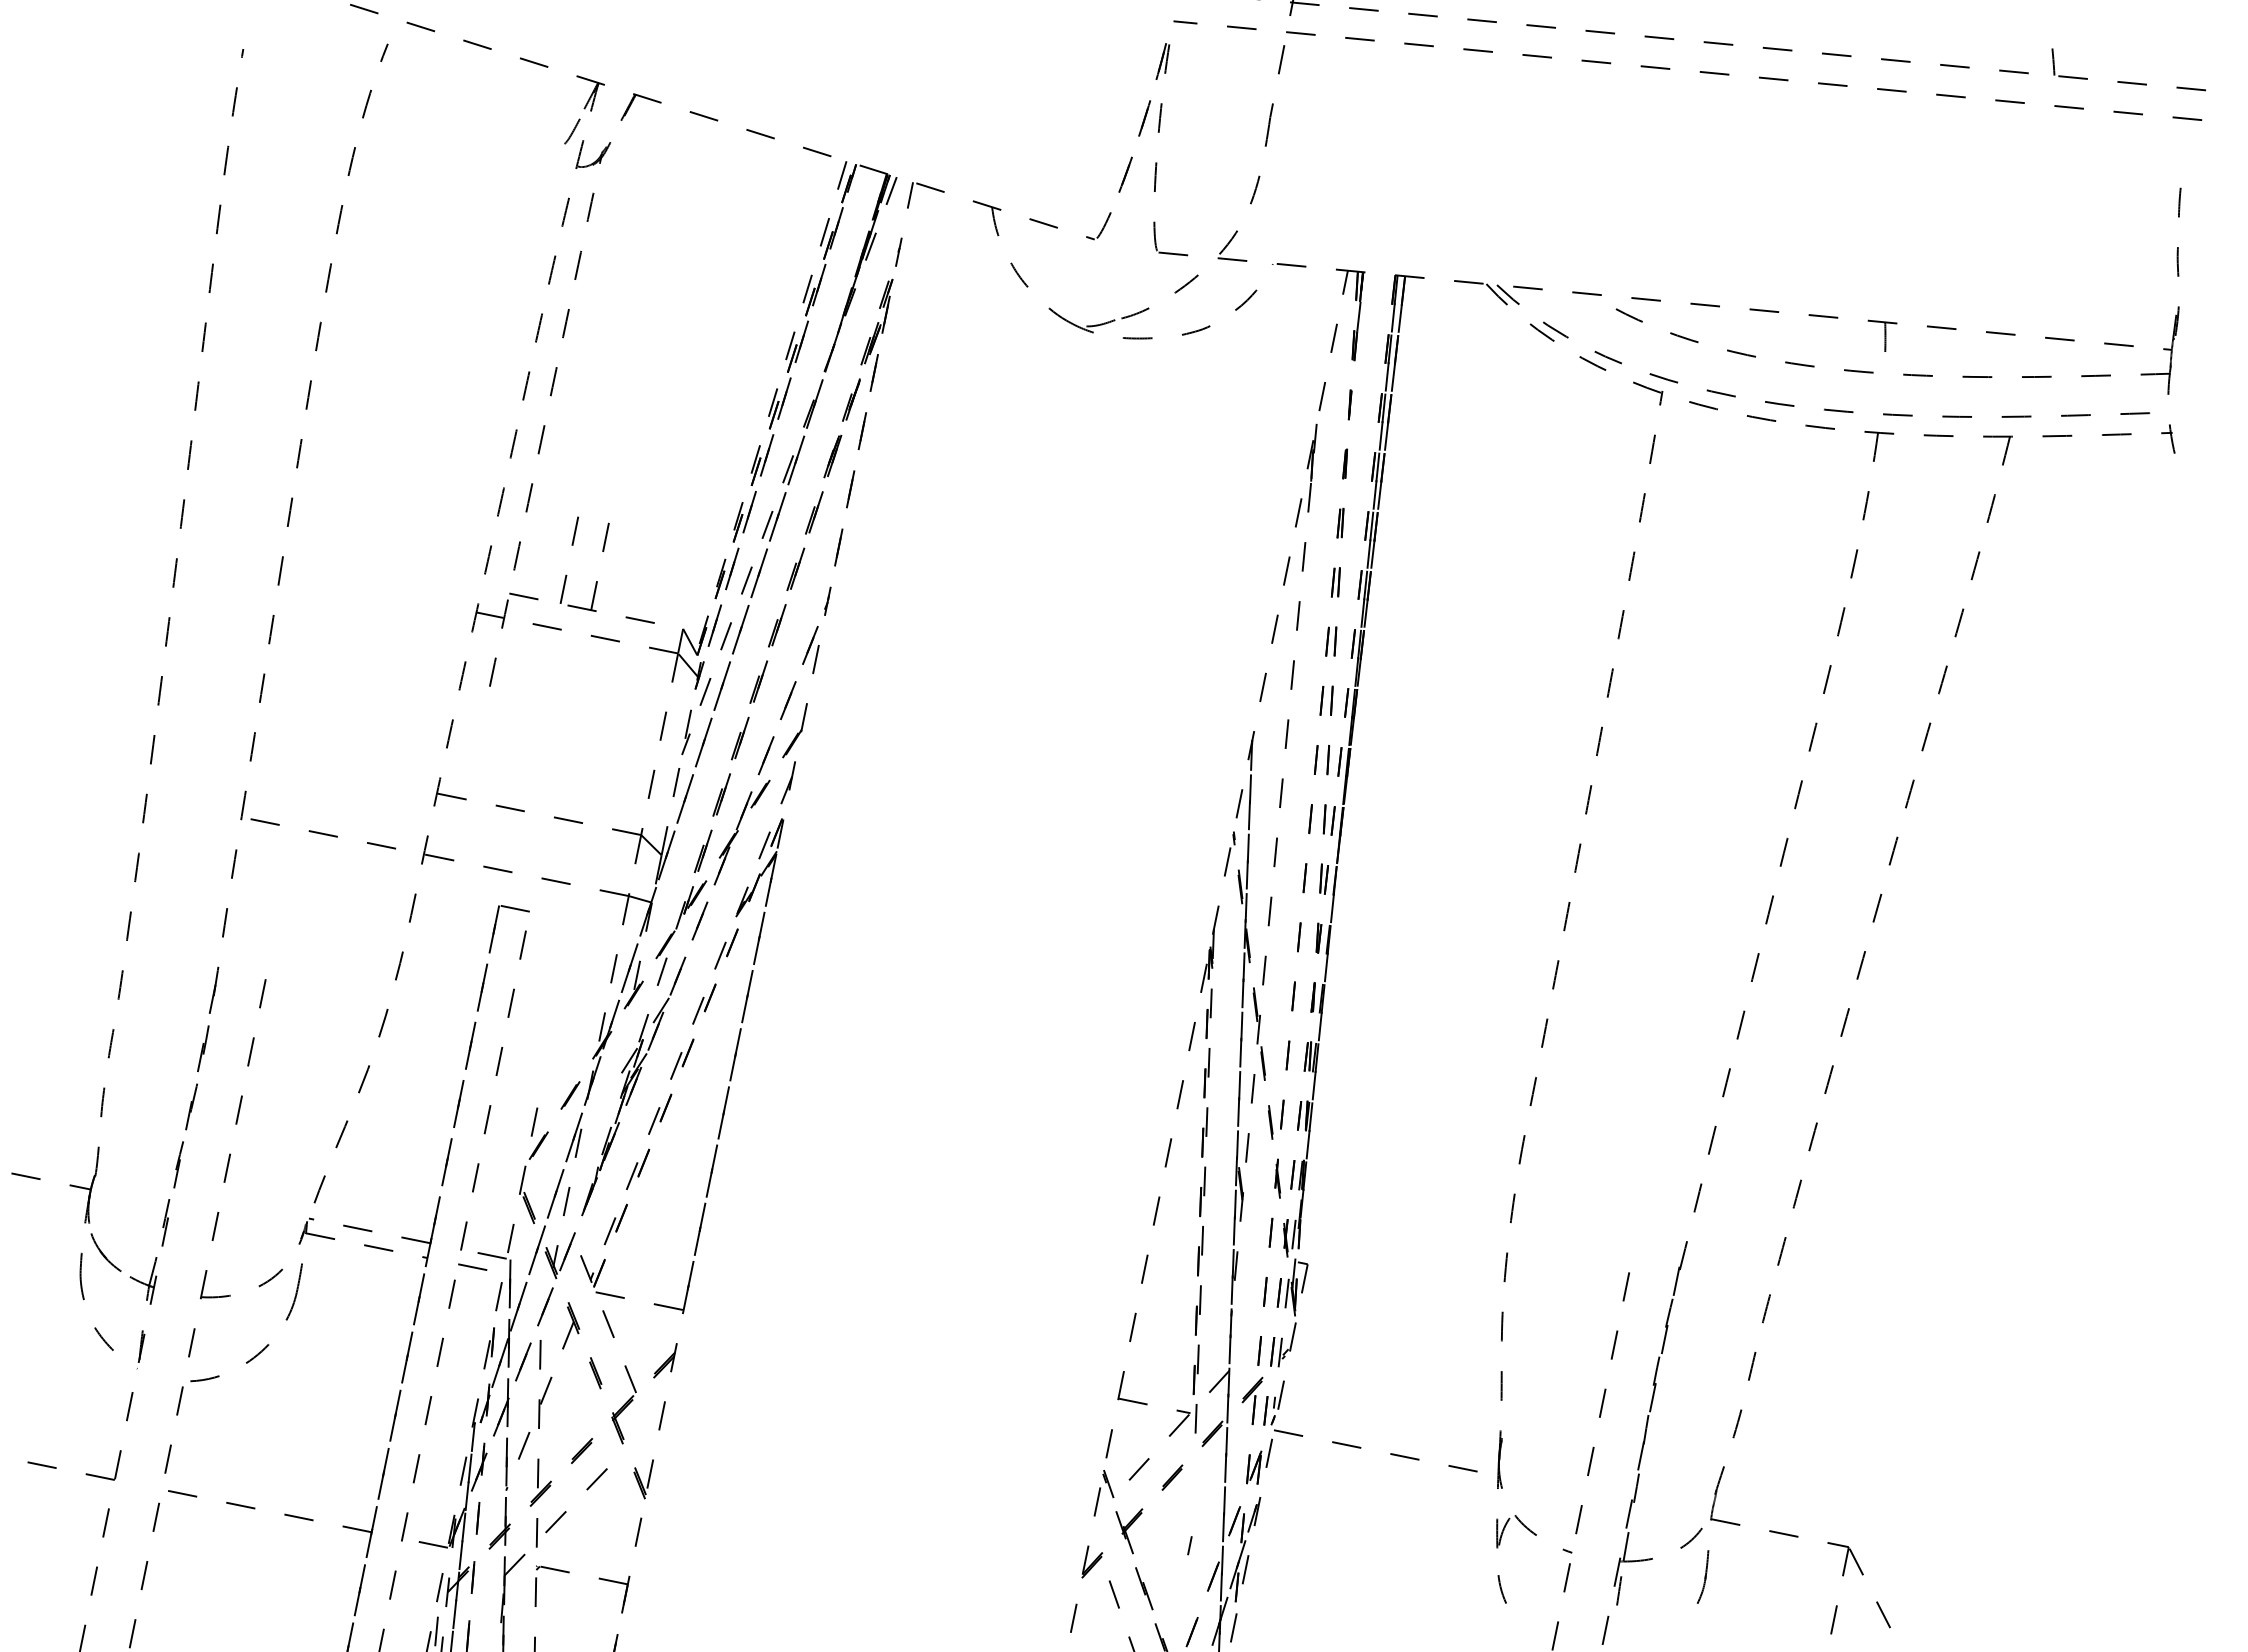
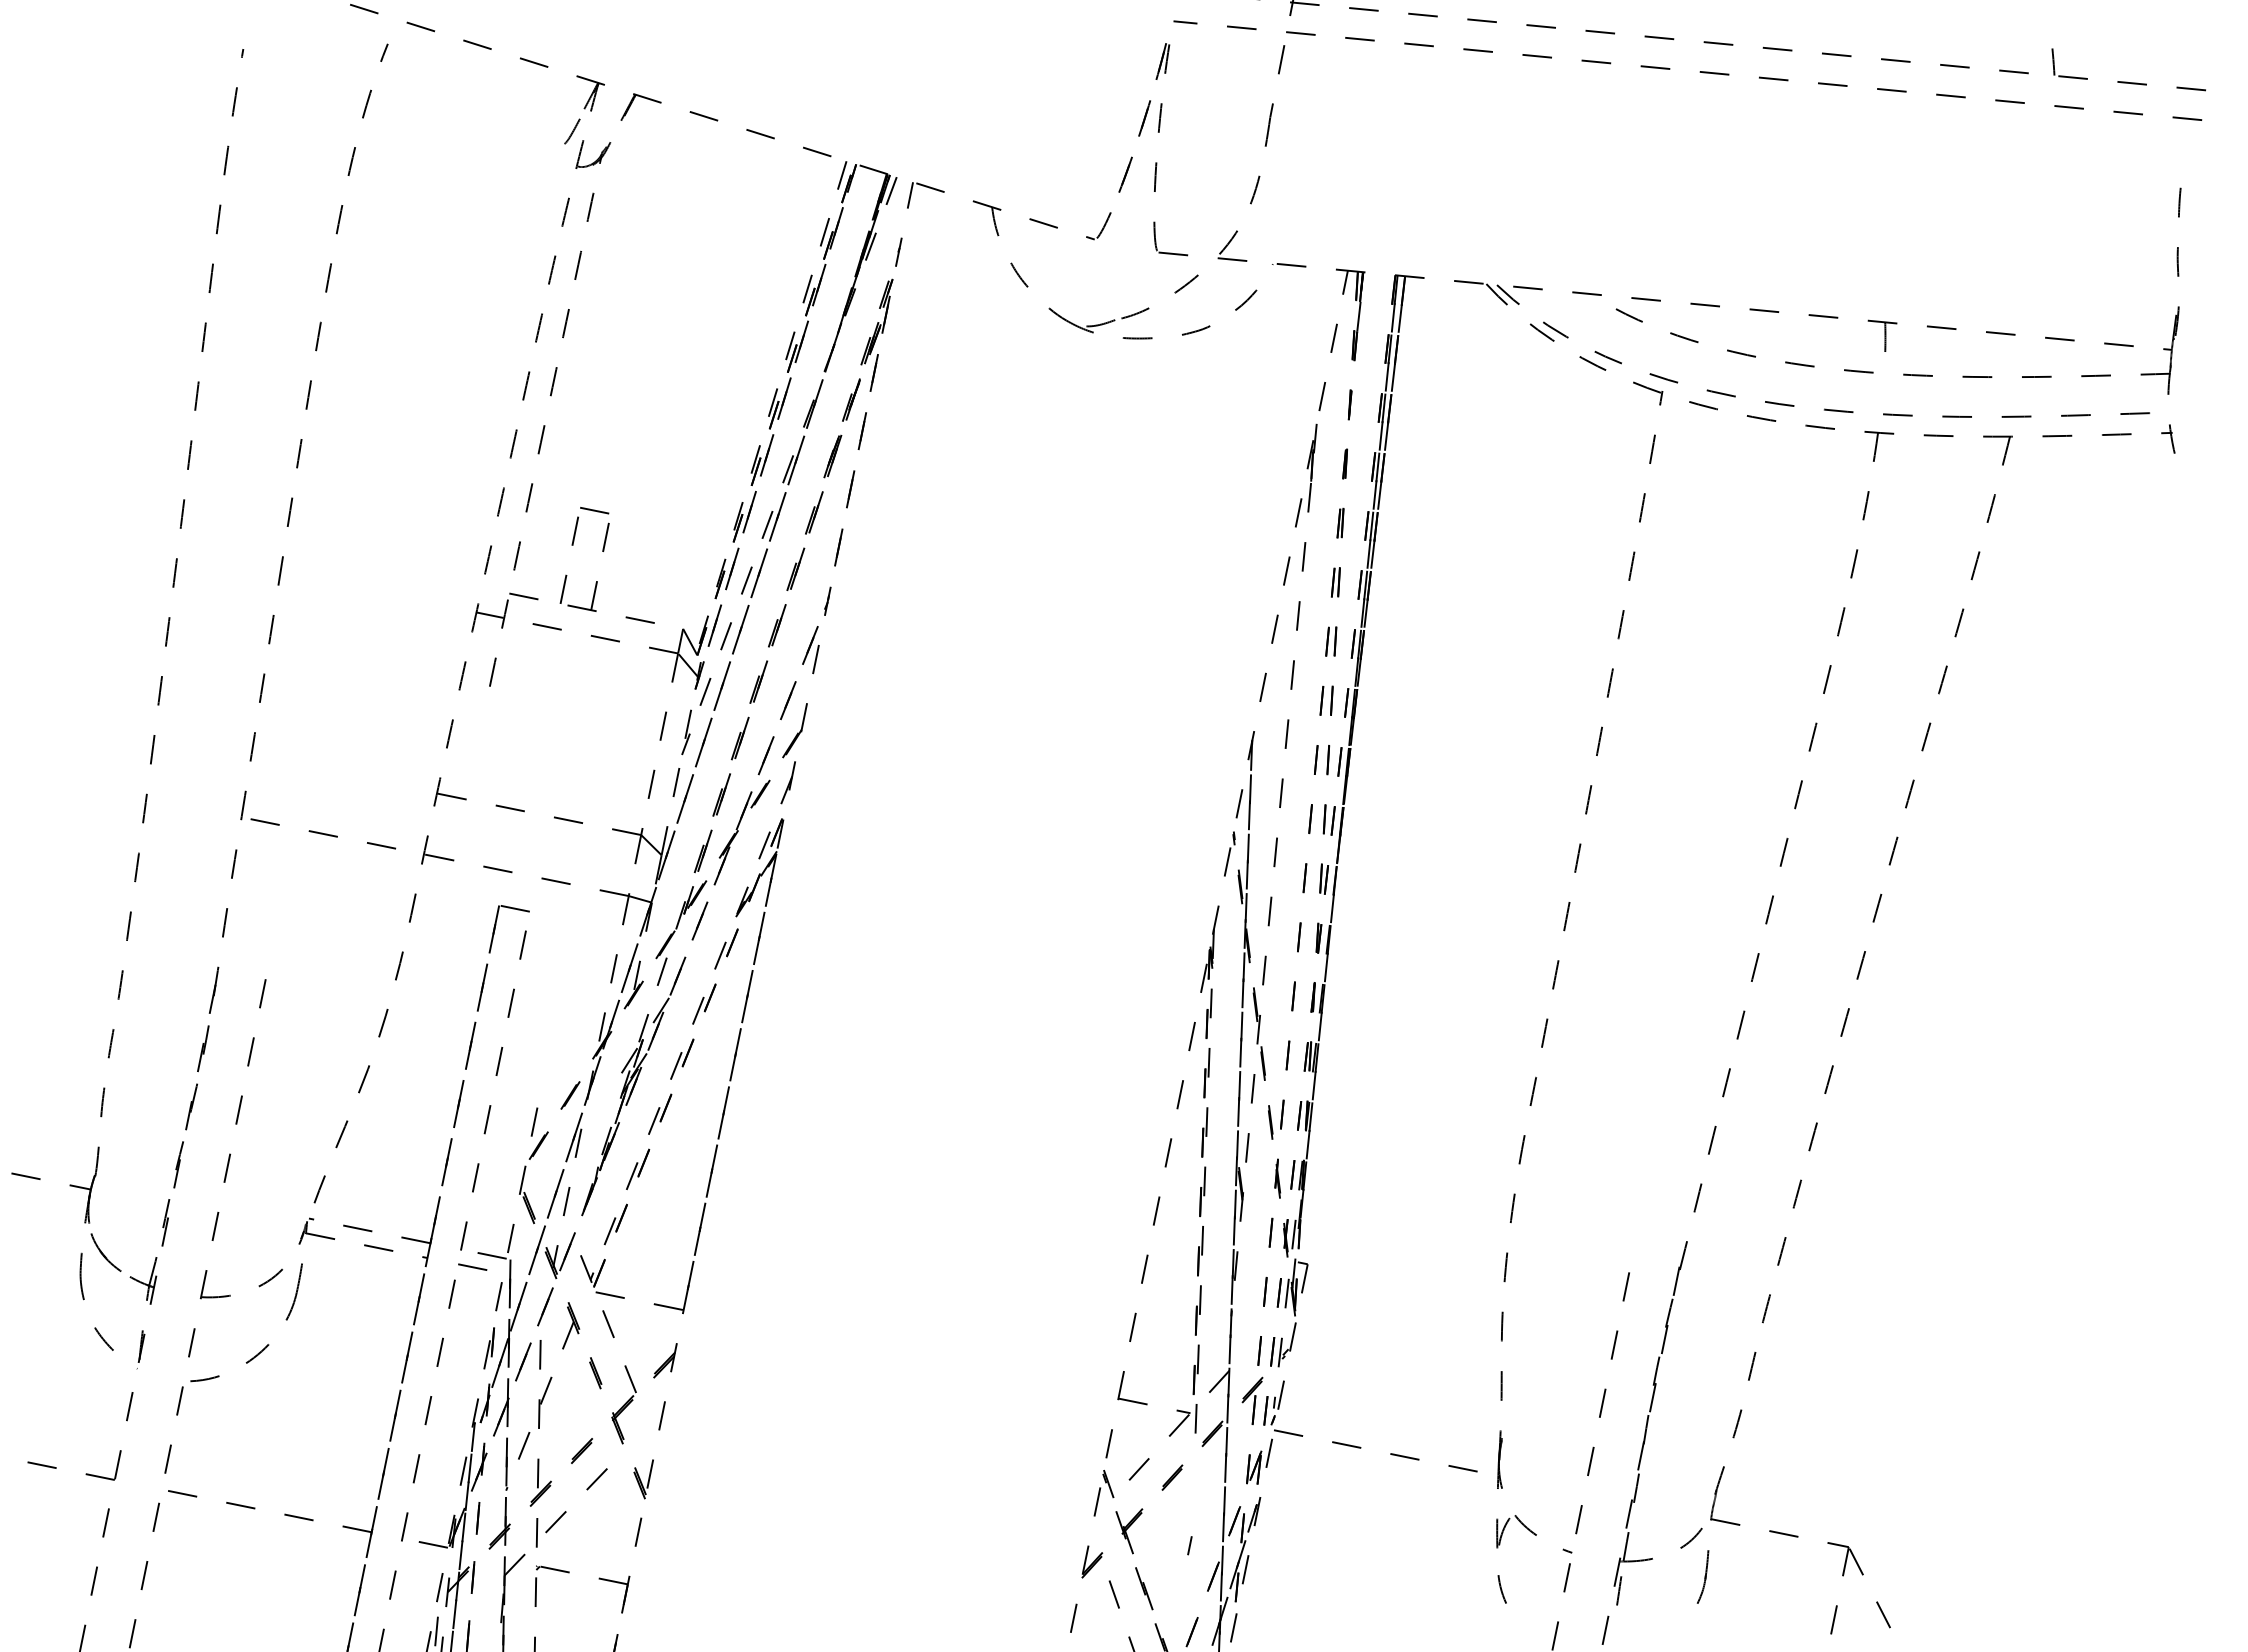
line: none -> present (594, 510)
